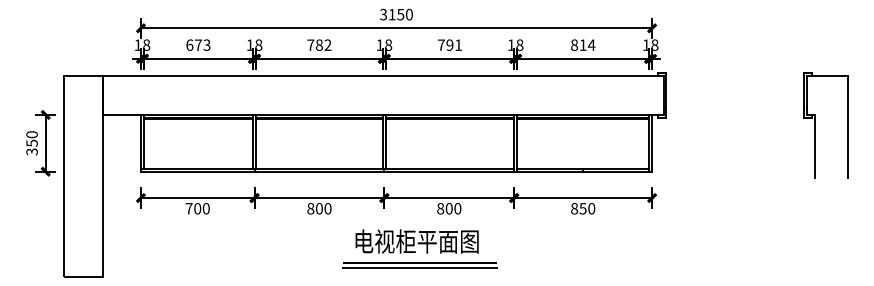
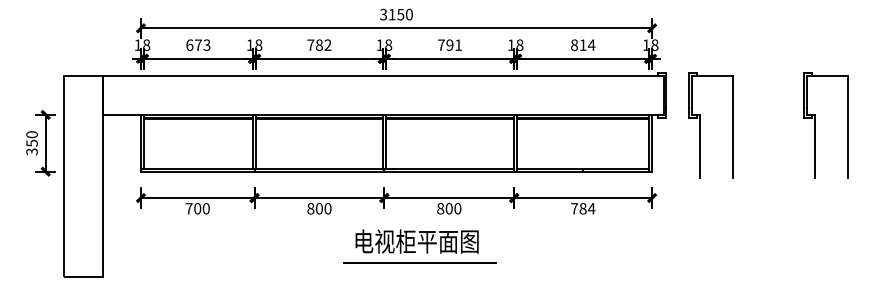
part: none -> present (700, 125)
text: 850 -> 784 (583, 208)
line: present -> none (420, 268)
